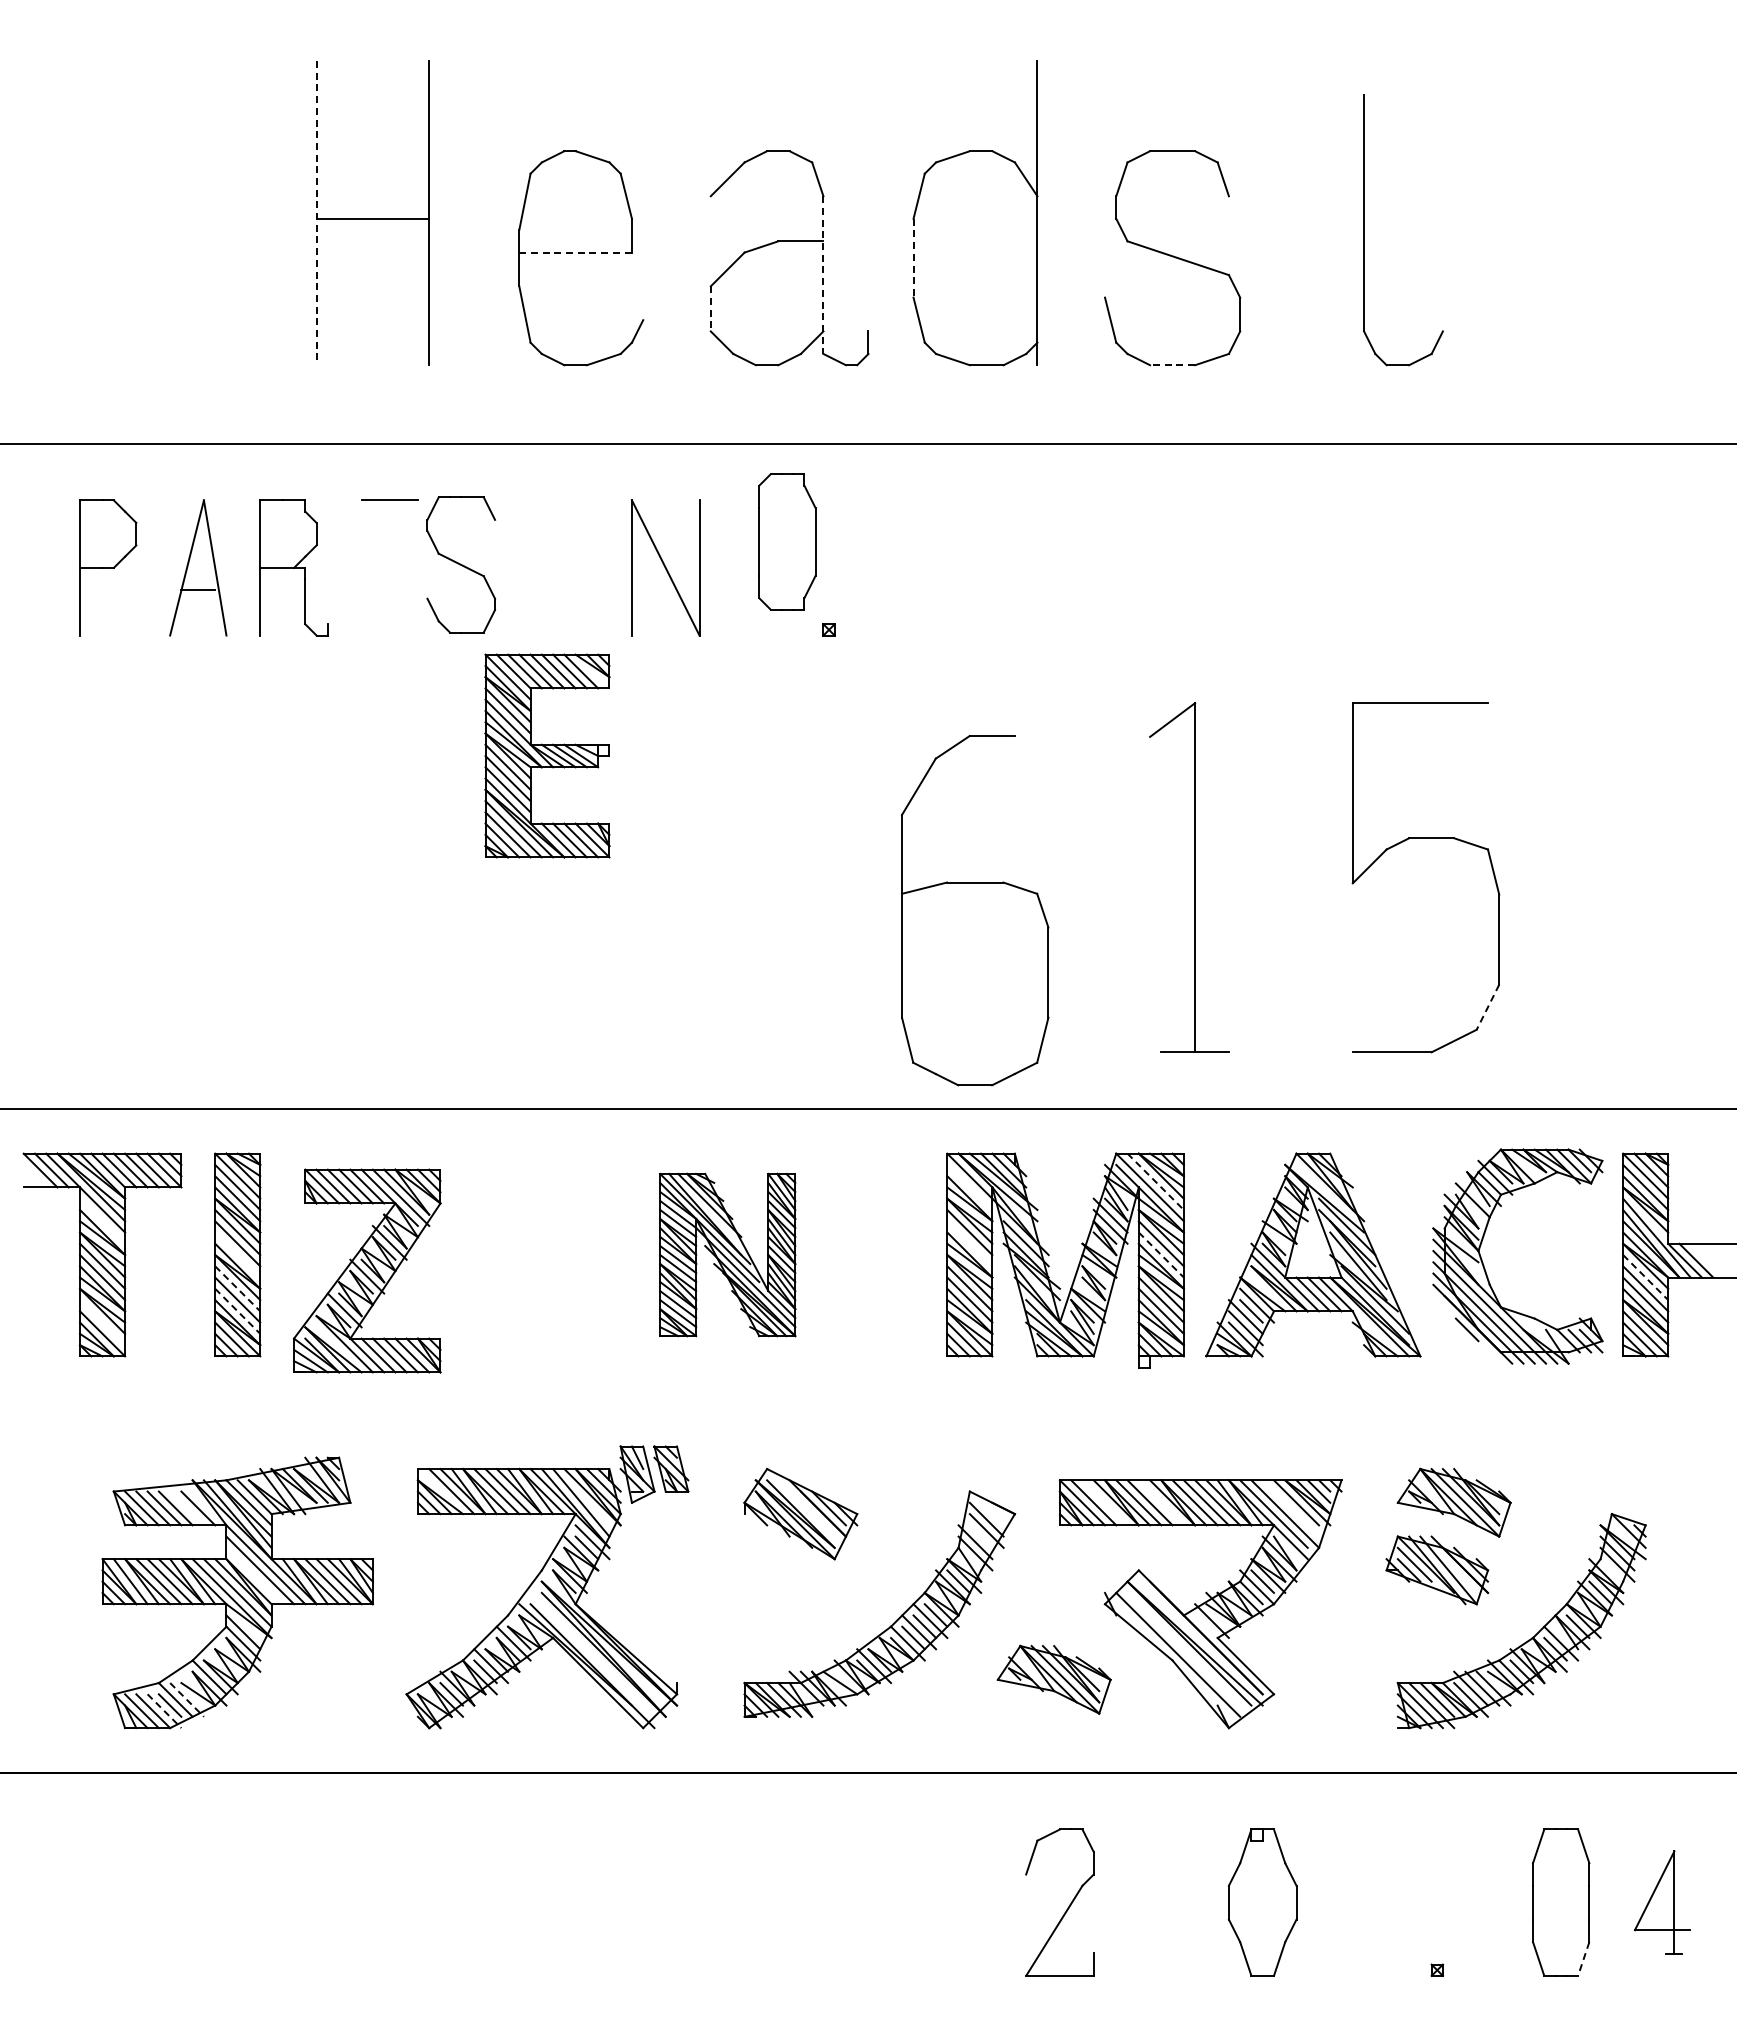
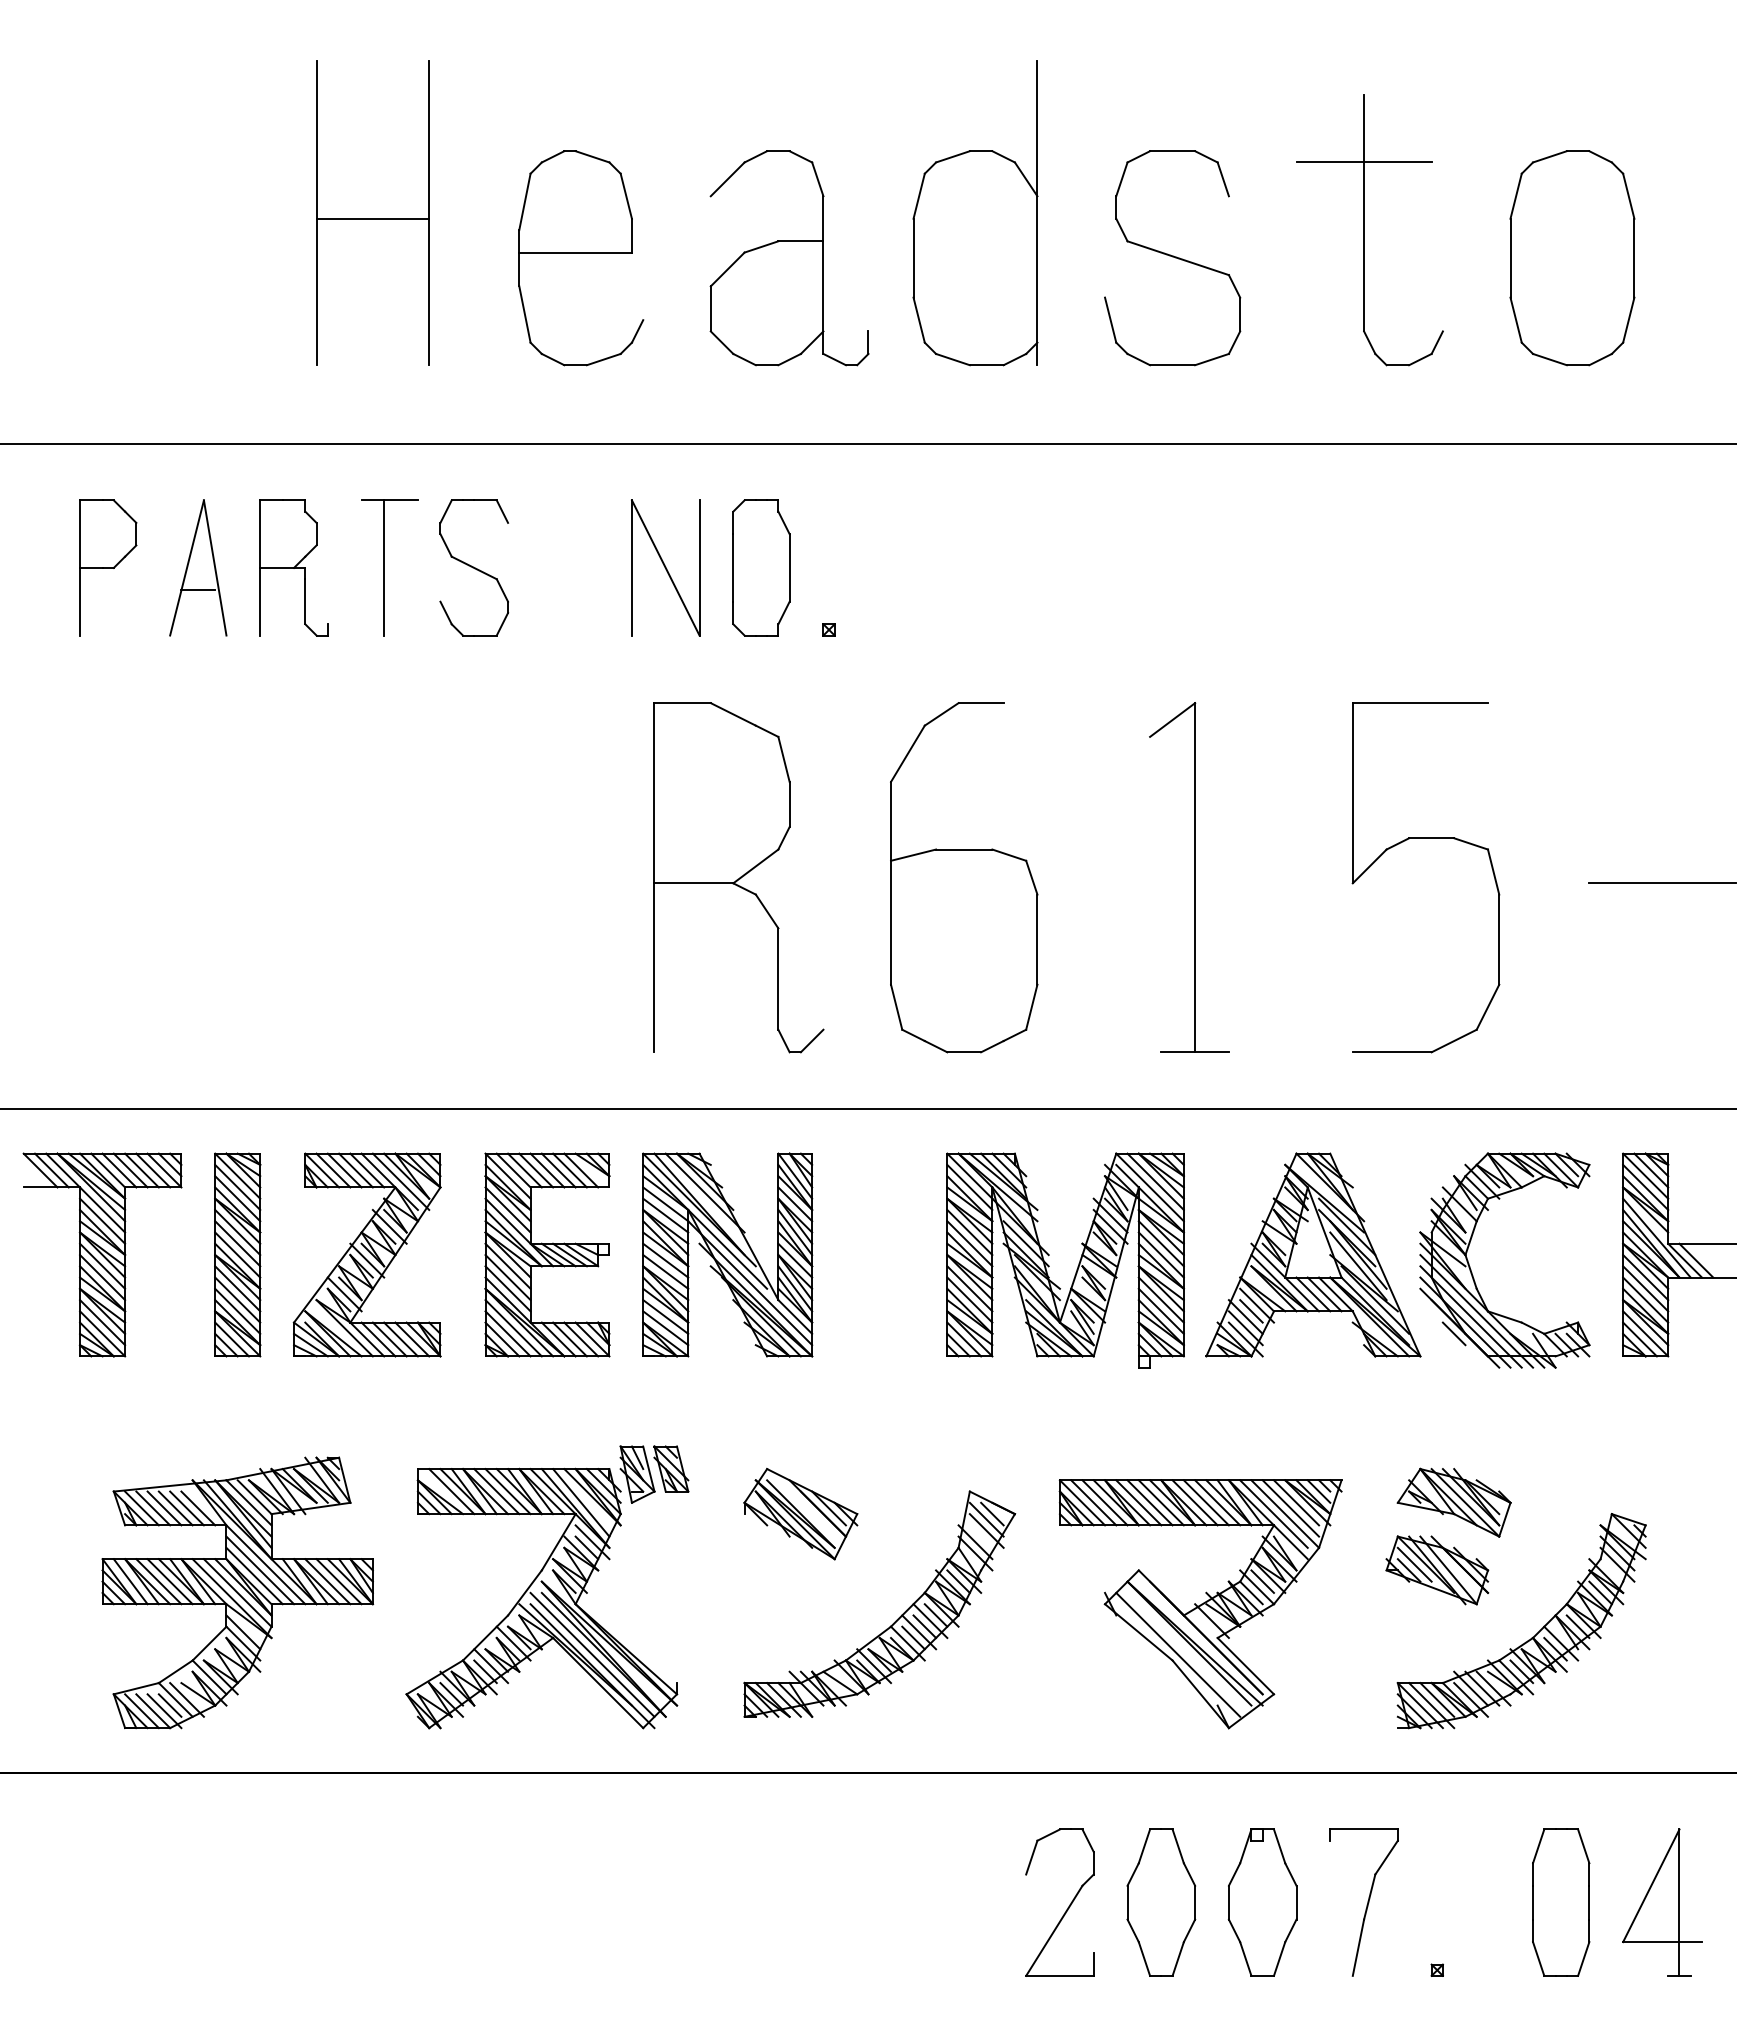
line: none -> present (1363, 162)
line: dashed -> solid (316, 213)
line: dashed -> solid (576, 252)
line: dashed -> solid (913, 258)
part: none -> present (1572, 258)
line: dashed -> solid (823, 275)
line: dashed -> solid (710, 308)
line: dashed -> solid (1172, 365)
part position: (787, 541) -> (761, 567) (761, 567)
part position: (461, 564) -> (474, 567) (474, 567)
line: none -> present (384, 567)
part position: (547, 755) -> (547, 1254) (547, 1254)
part: none -> present (738, 877)
line: none -> present (1661, 883)
part position: (975, 910) -> (964, 877) (964, 877)
line: dashed -> solid (1487, 1007)
line: dashed -> solid (1155, 1181)
line: none -> present (969, 1186)
line: none -> present (102, 1220)
line: none -> present (969, 1243)
line: none -> present (237, 1254)
part size: 138x166 px -> 172x206 px (727, 1254)
line: dashed -> solid (1161, 1255)
part position: (1485, 1268) -> (1472, 1272) (1472, 1272)
part position: (366, 1270) -> (366, 1254) (366, 1254)
line: dashed -> solid (1645, 1277)
line: dashed -> solid (237, 1288)
line: dashed -> solid (237, 1311)
line: none -> present (102, 1322)
line: none -> present (1104, 1502)
line: none -> present (1160, 1502)
line: none -> present (186, 1508)
line: none -> present (1290, 1508)
line: none -> present (992, 1513)
line: none -> present (254, 1575)
line: none -> present (592, 1654)
part: present -> none (1053, 1679)
line: dashed -> solid (187, 1699)
line: dashed -> solid (164, 1711)
part: none -> present (1161, 1902)
part: none -> present (1363, 1902)
part size: 58x105 px -> 81x149 px (1662, 1902)
line: dashed -> solid (1583, 1959)
